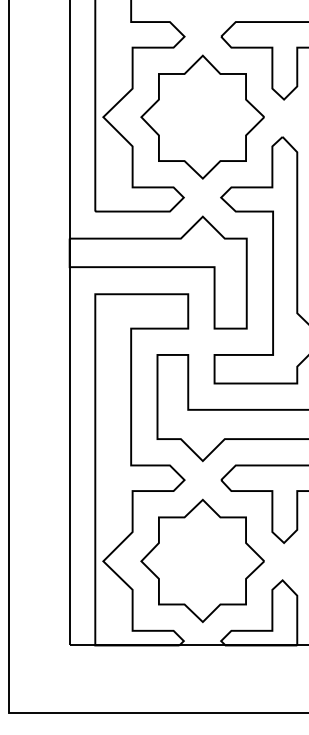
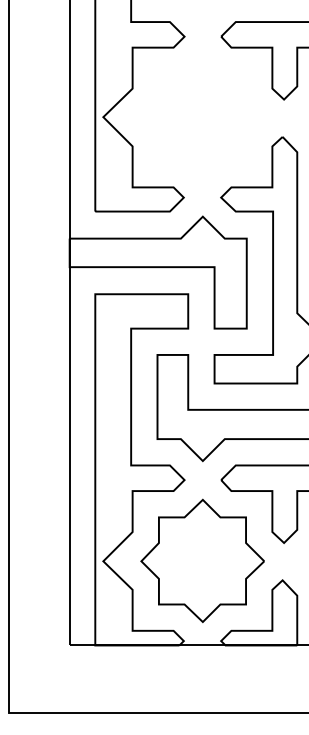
part: present -> none (202, 116)
